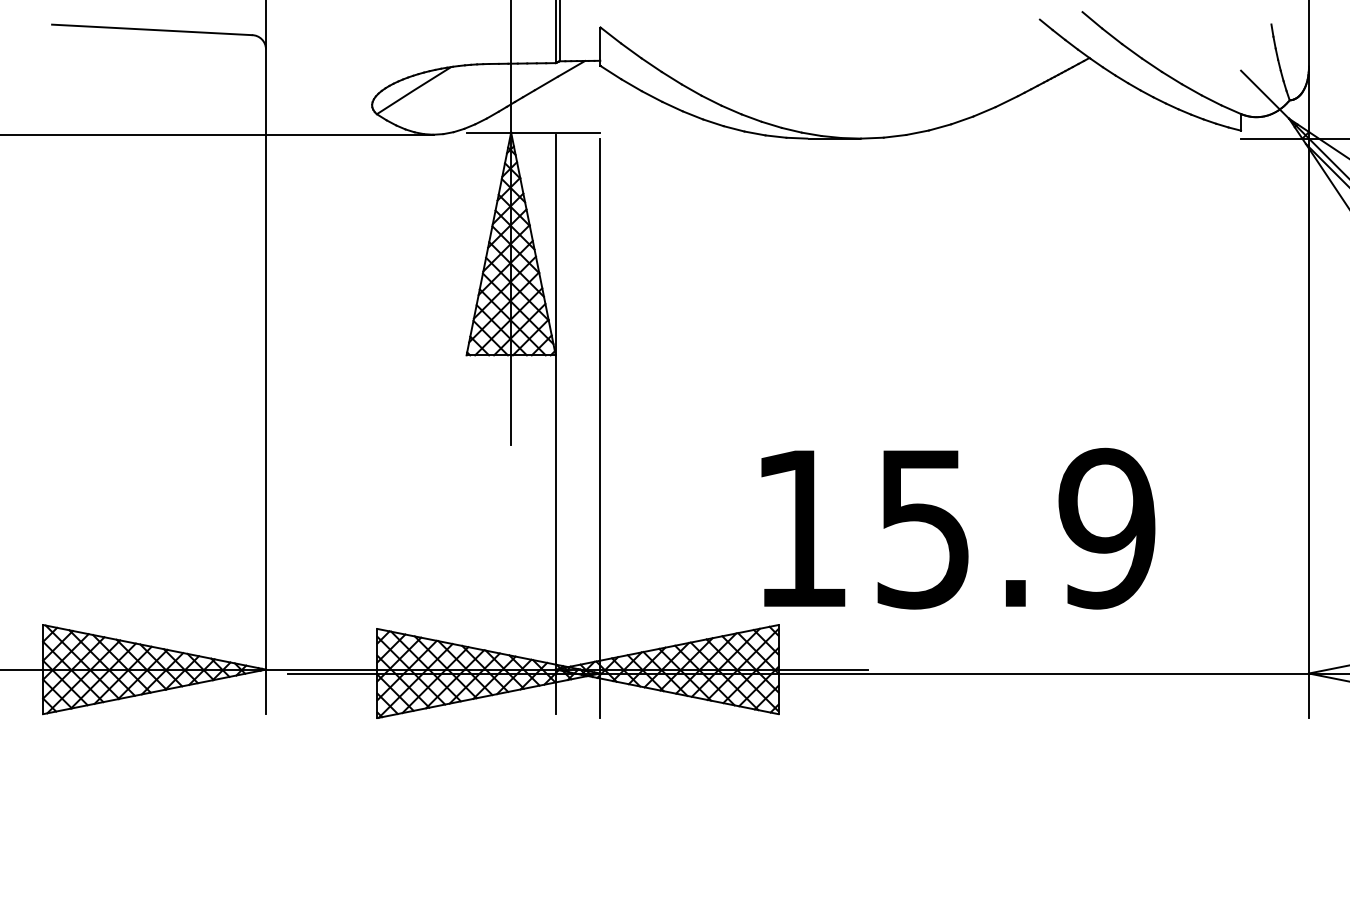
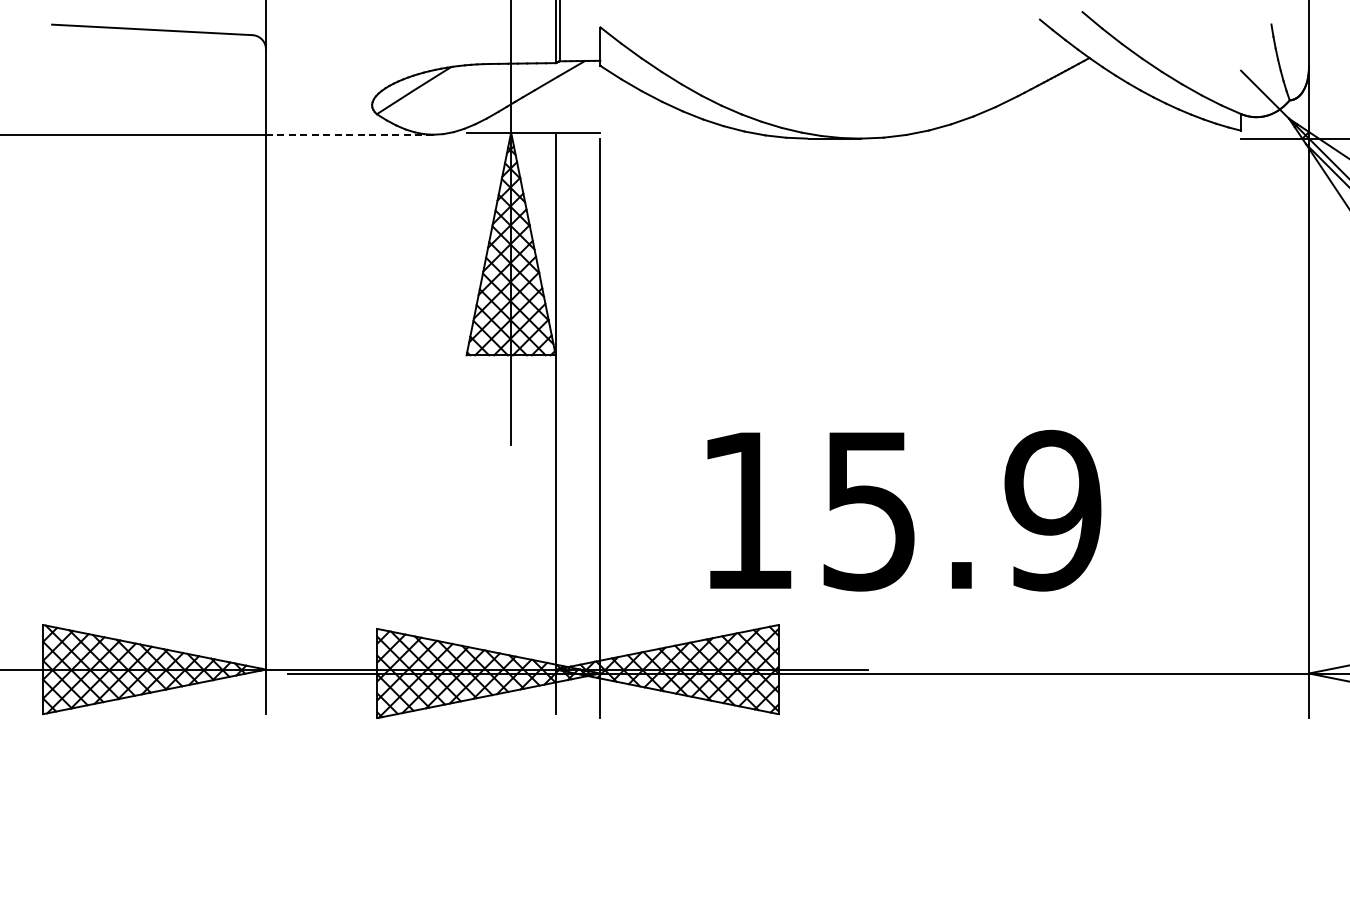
line: solid -> dashed (349, 134)
text position: (958, 528) -> (904, 510) (904, 510)
